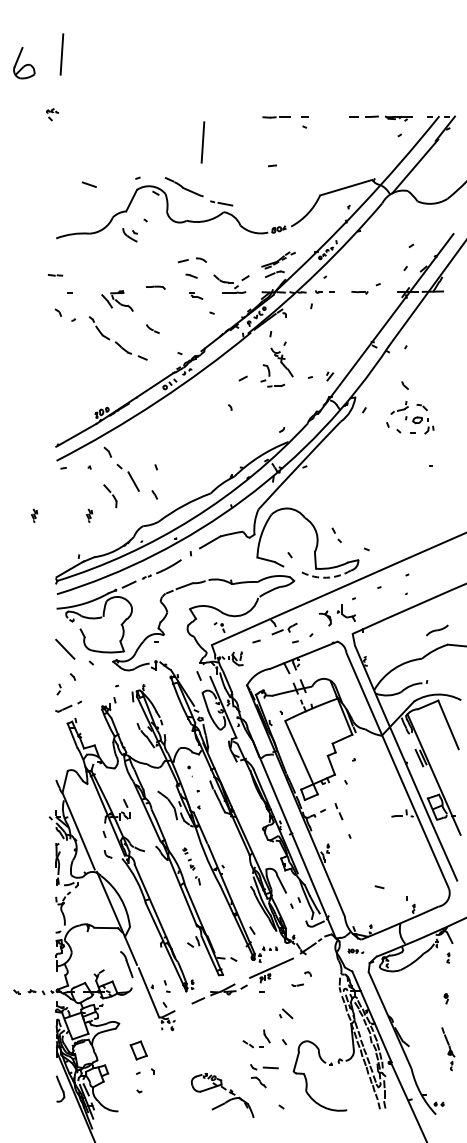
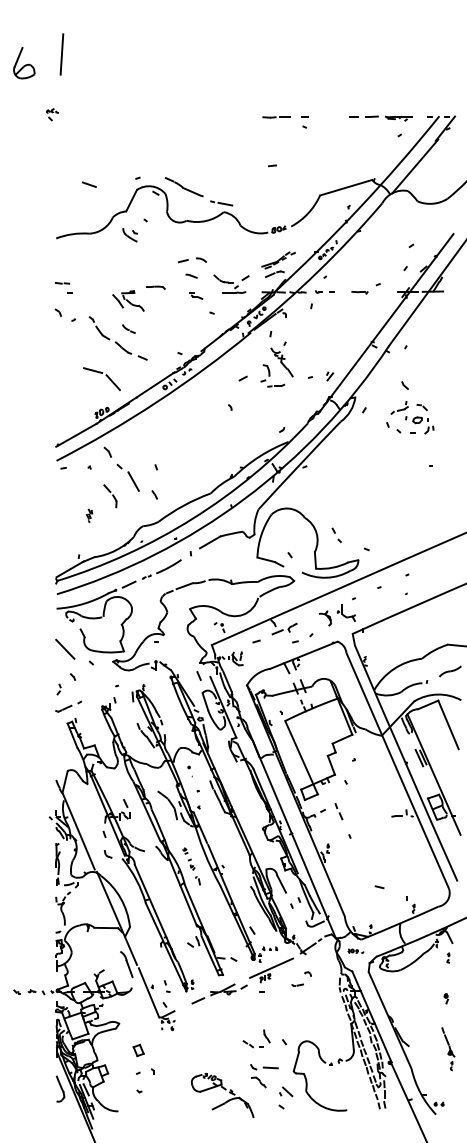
line: present -> none (202, 142)
line position: (55, 275) -> (62, 283) (62, 283)
part position: (117, 300) -> (128, 300) (128, 300)
line position: (151, 328) -> (127, 328) (127, 328)
part: none -> present (101, 379)
part: present -> none (34, 515)
arc: dashed -> solid (326, 577)
part position: (437, 630) -> (450, 671) (450, 671)
part position: (286, 1013) -> (286, 1091) (286, 1091)
part size: 19x21 px -> 13x15 px (138, 1050)
